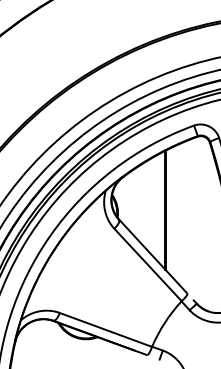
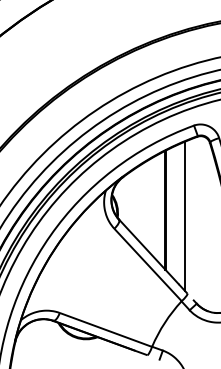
line: none -> present (185, 216)
